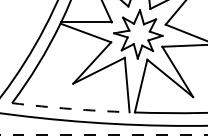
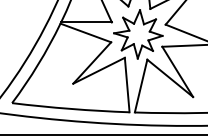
arc: dashed -> solid (70, 108)
line: dashed -> solid (103, 134)
